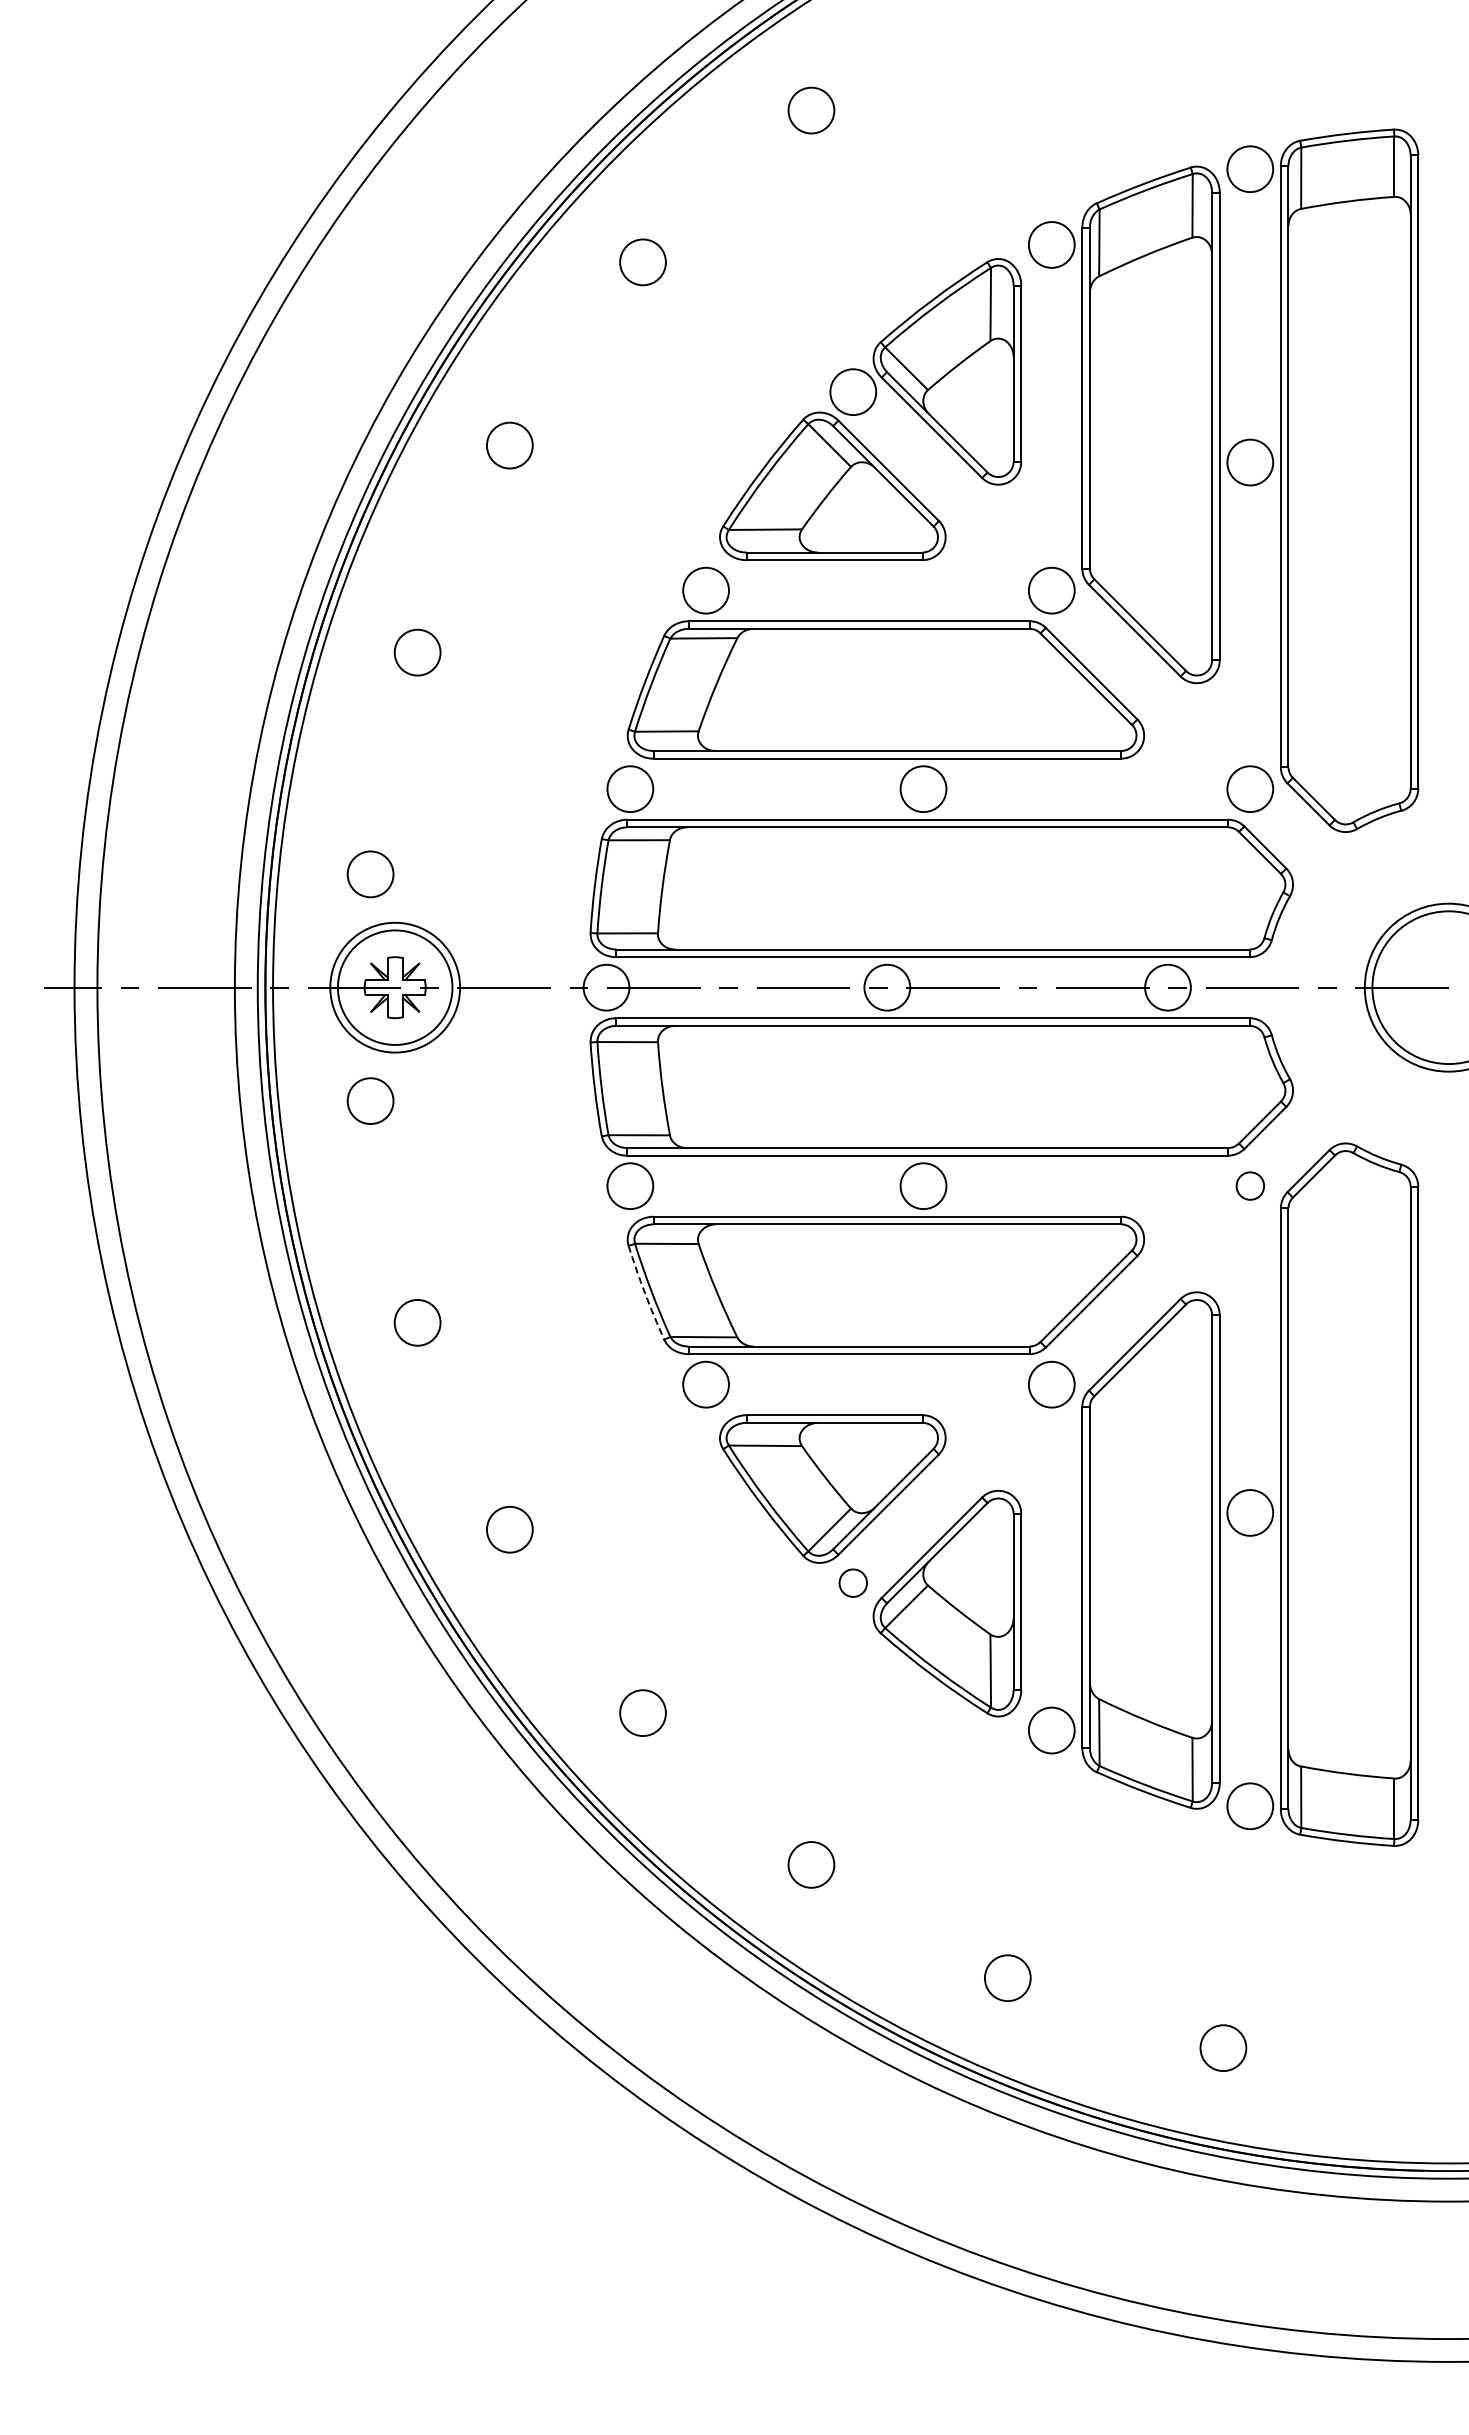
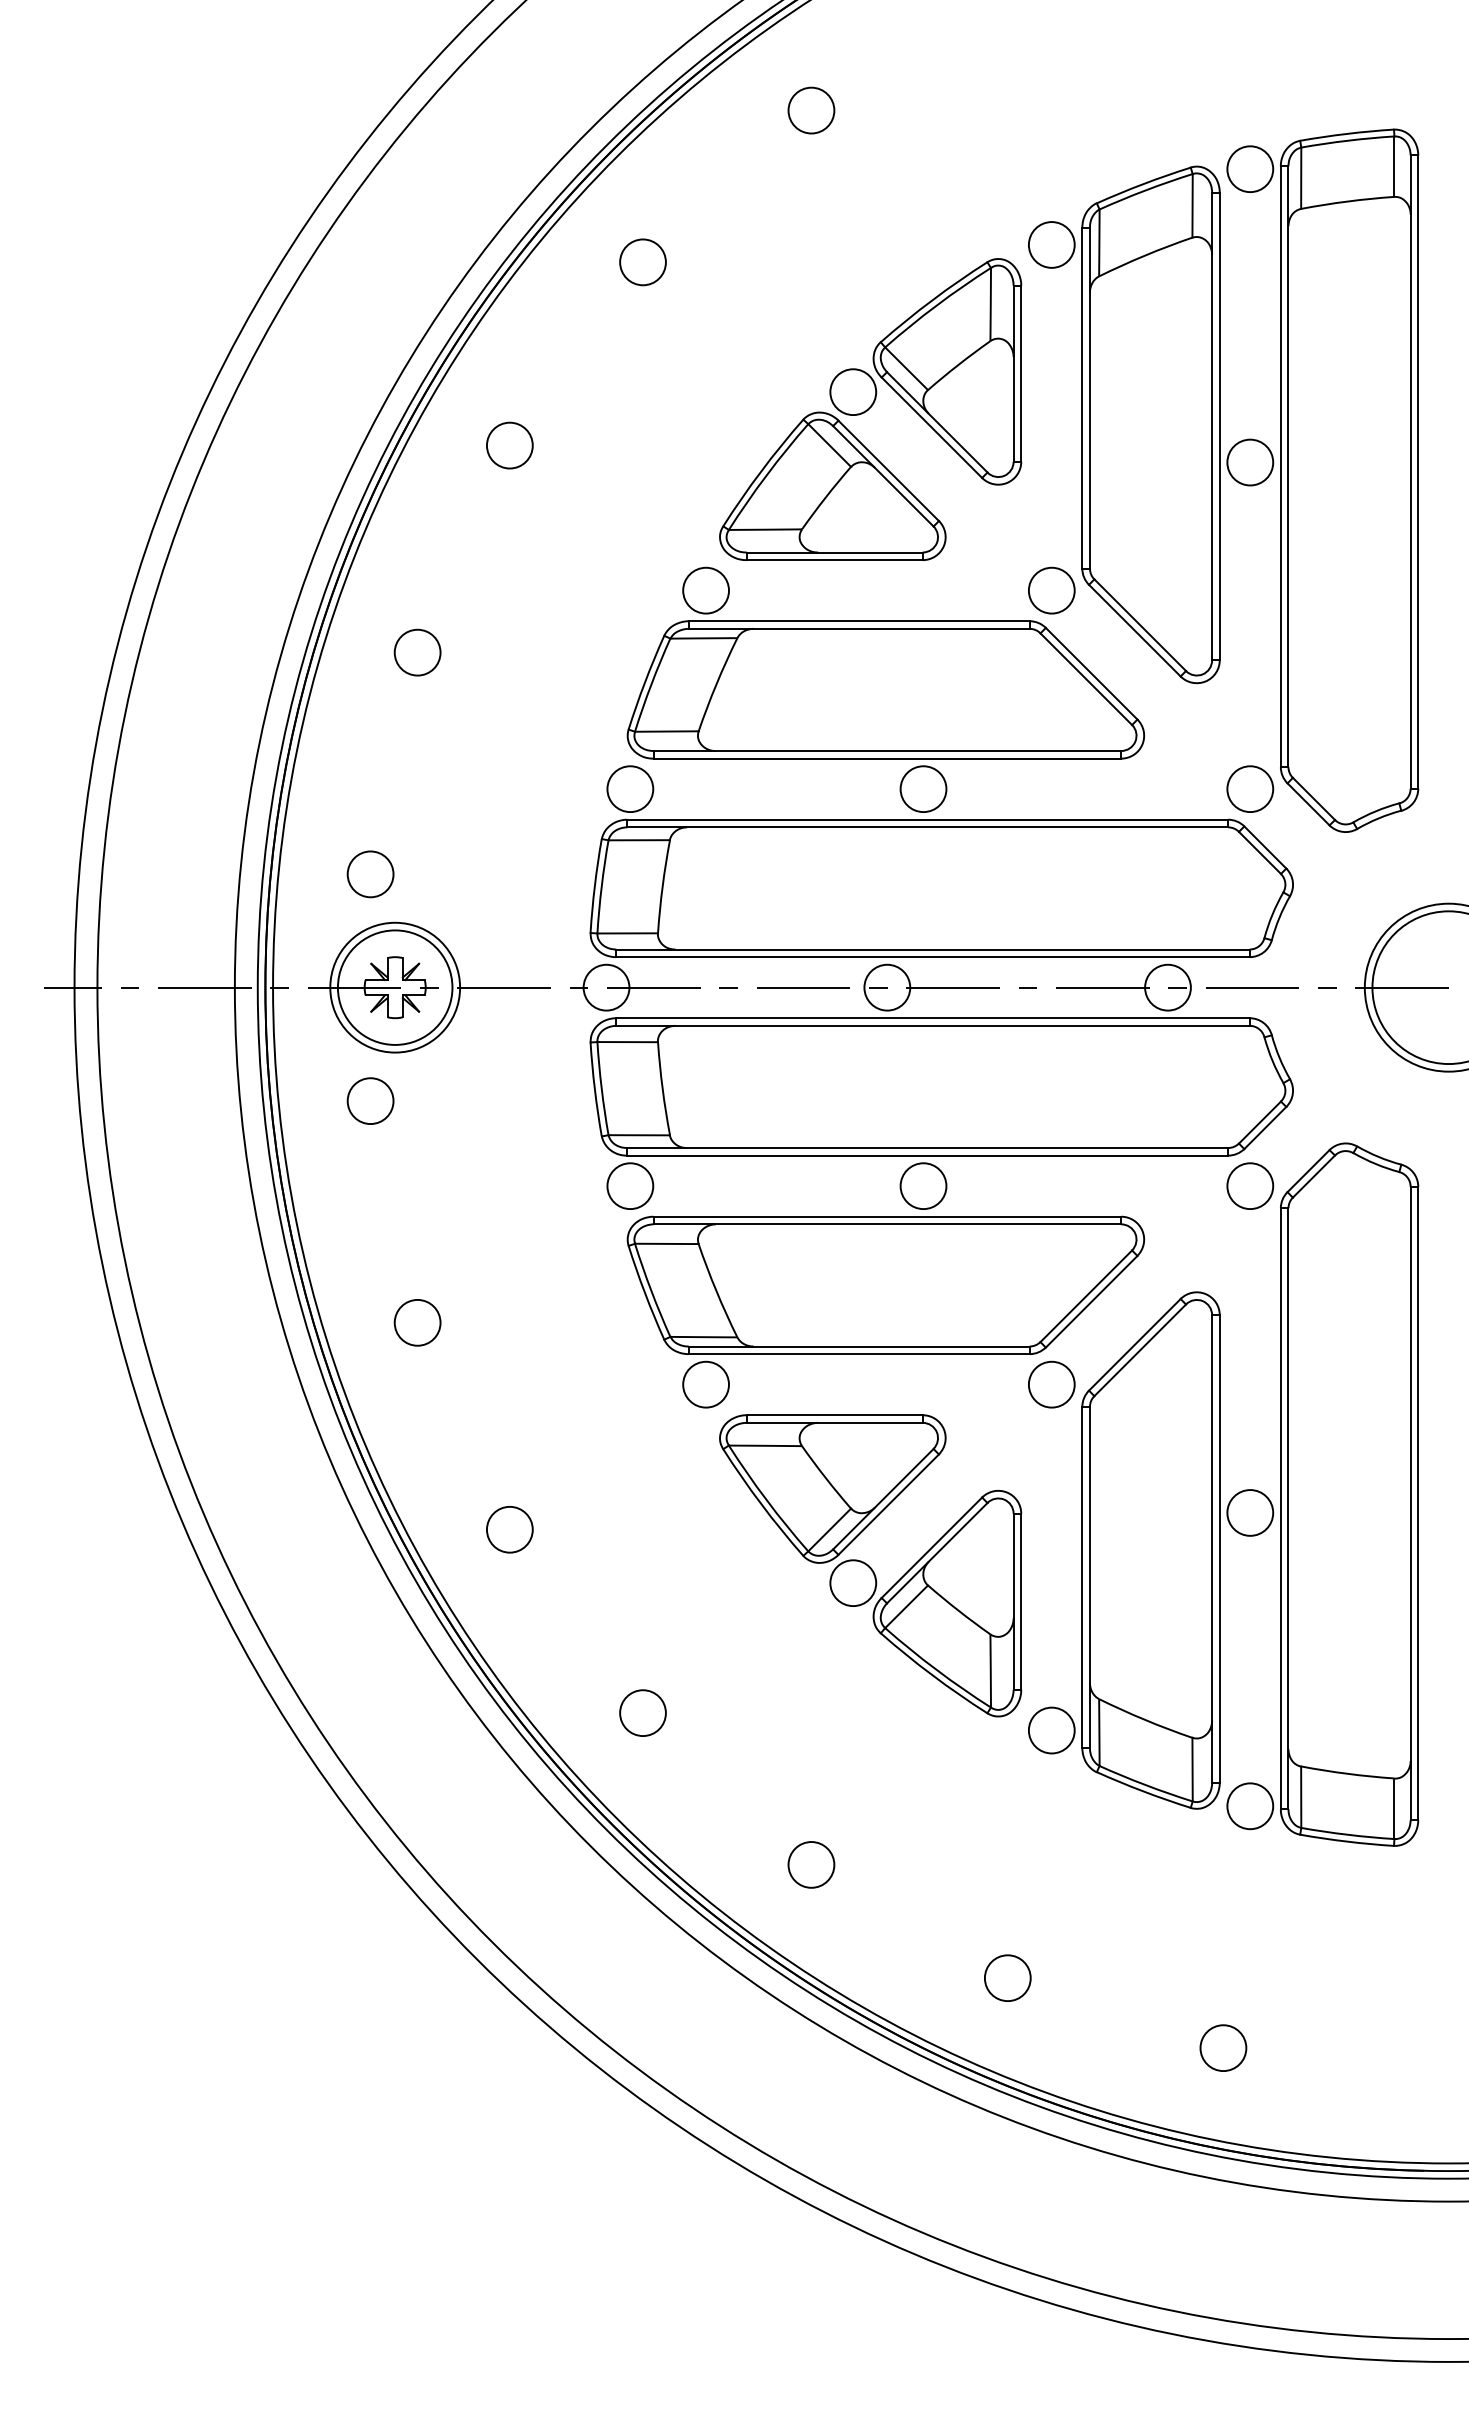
circle size: 30x30 px -> 49x48 px (1250, 1185)
arc: dashed -> solid (645, 1293)
circle diameter: 27 px -> 46 px (853, 1583)
